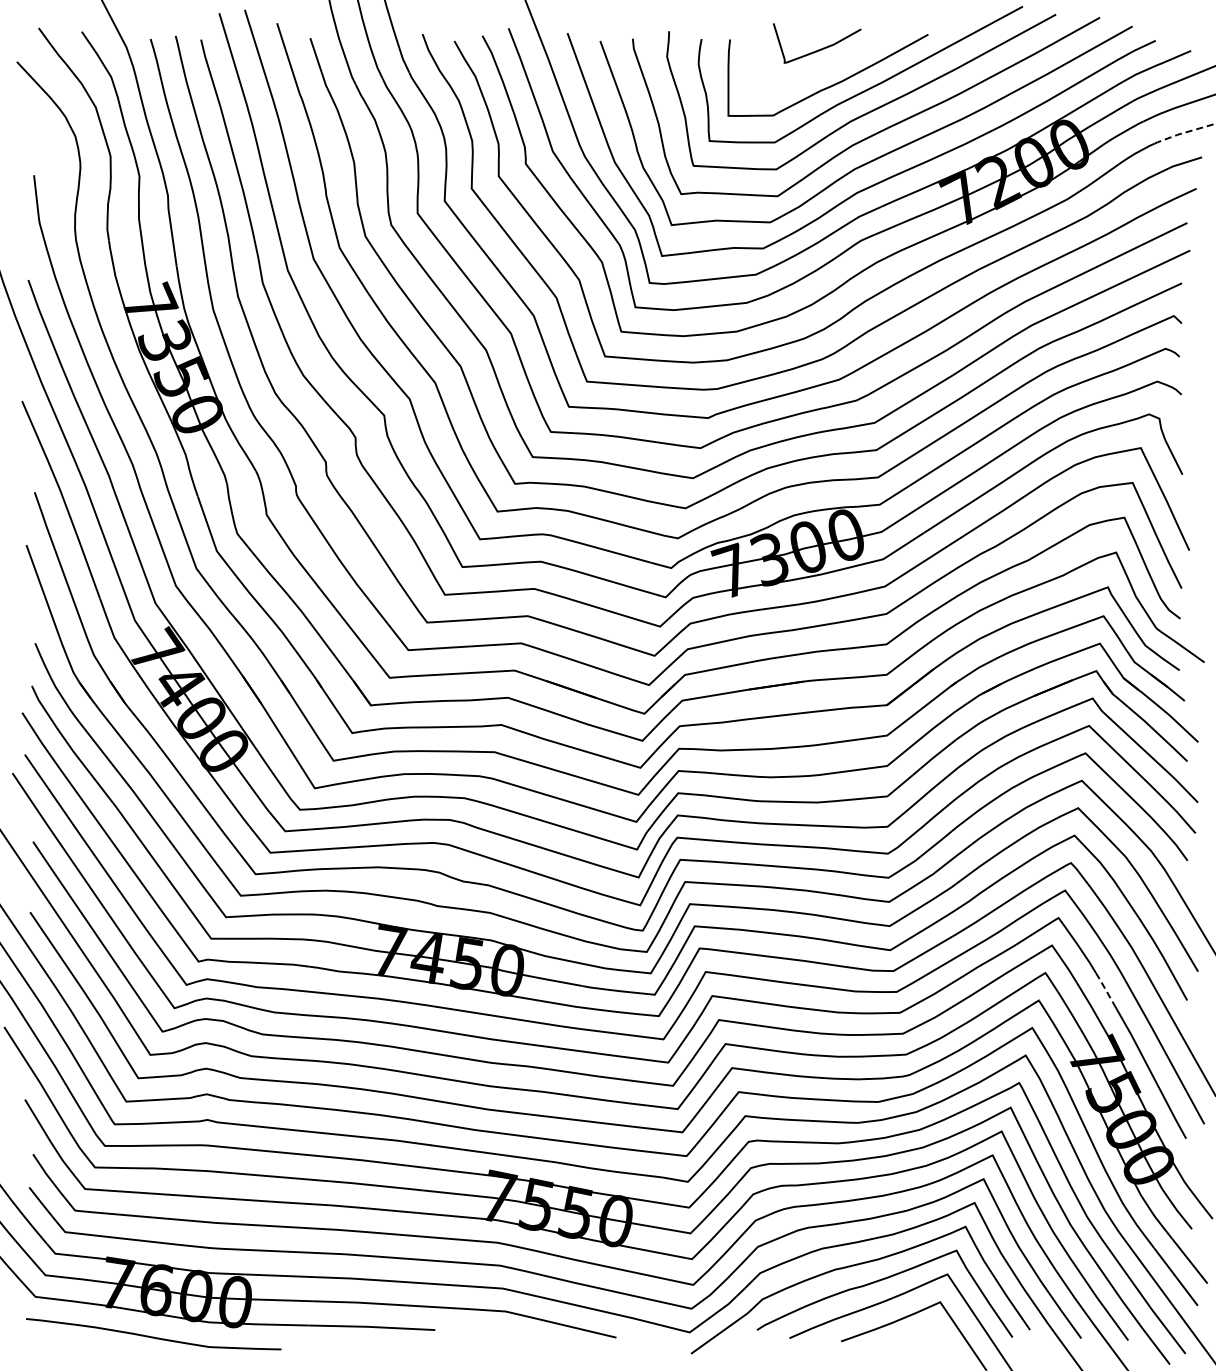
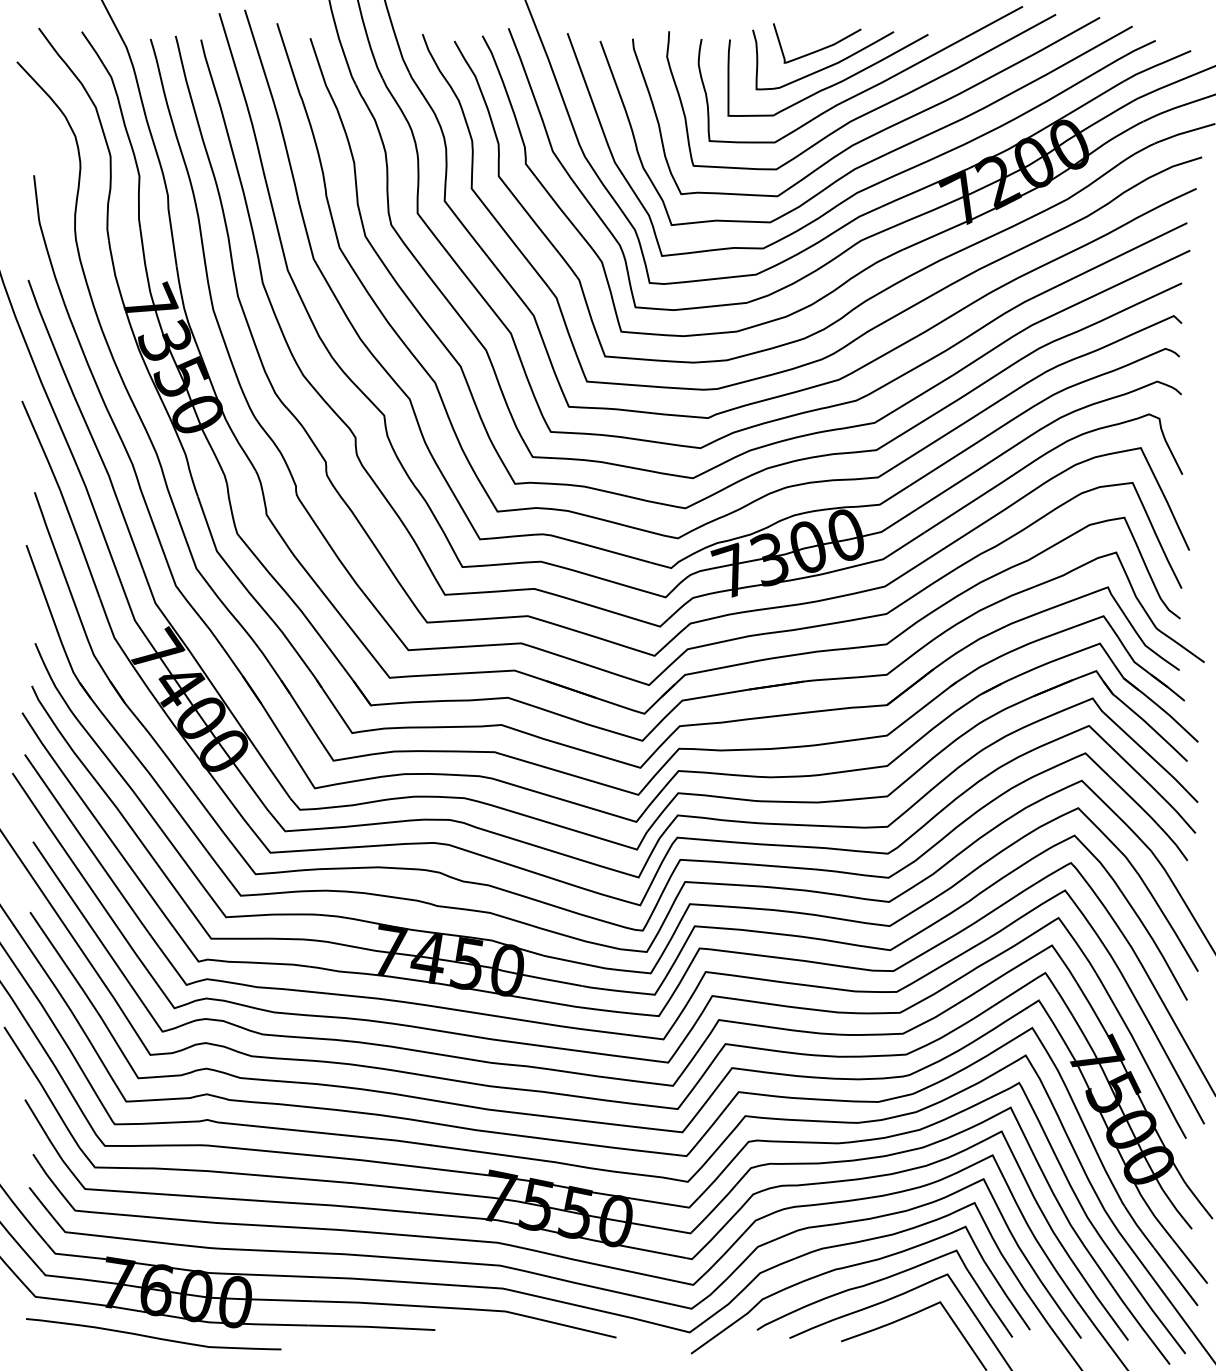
curve: none -> present (826, 66)
line: dashed -> solid (1183, 133)
line: dashed -> solid (1105, 989)
